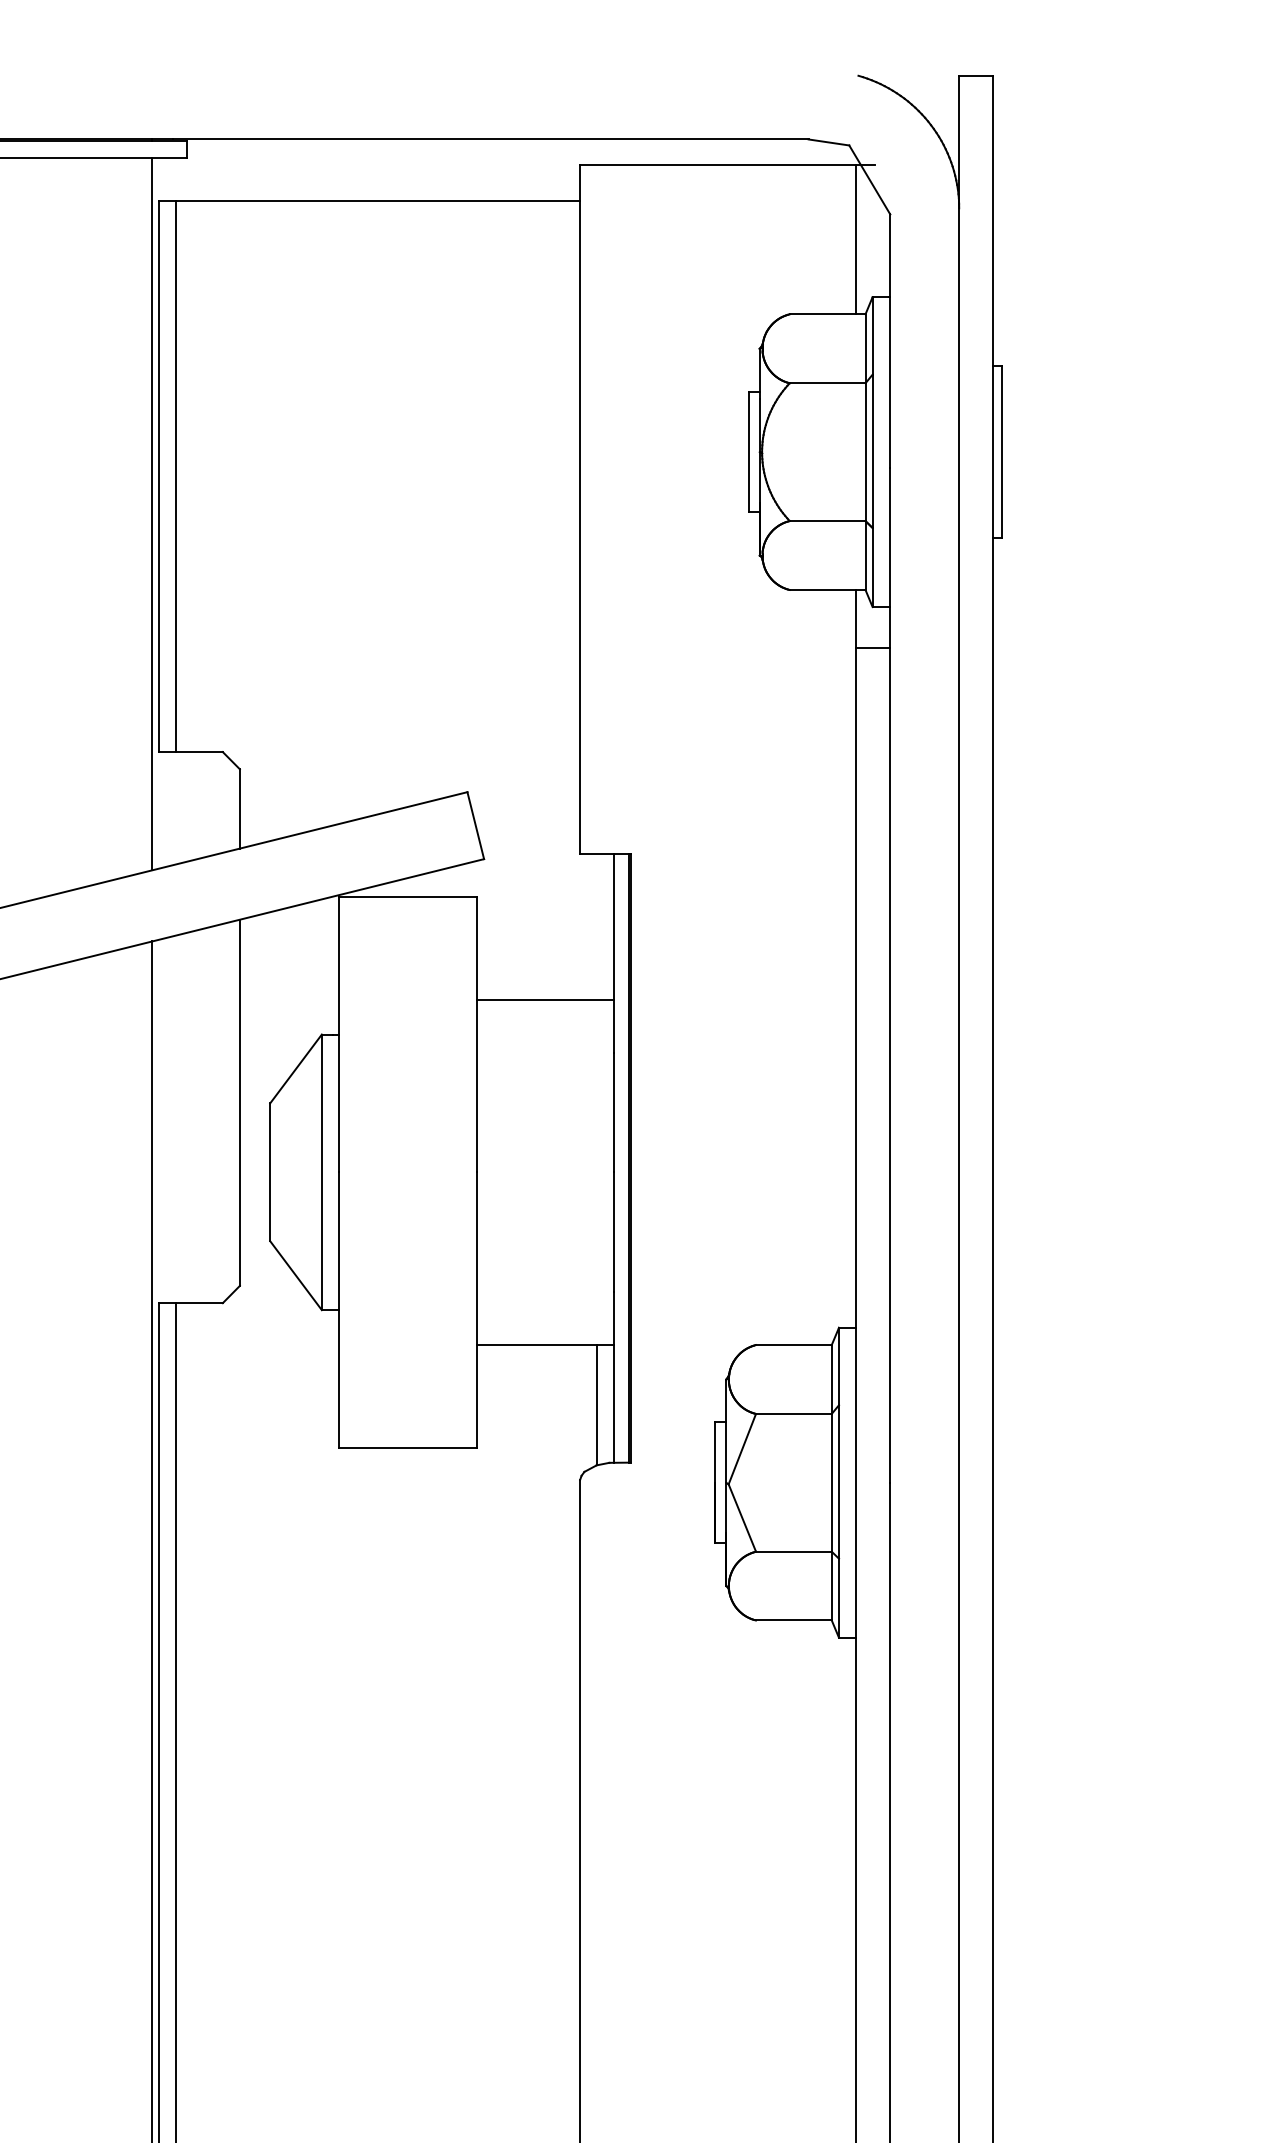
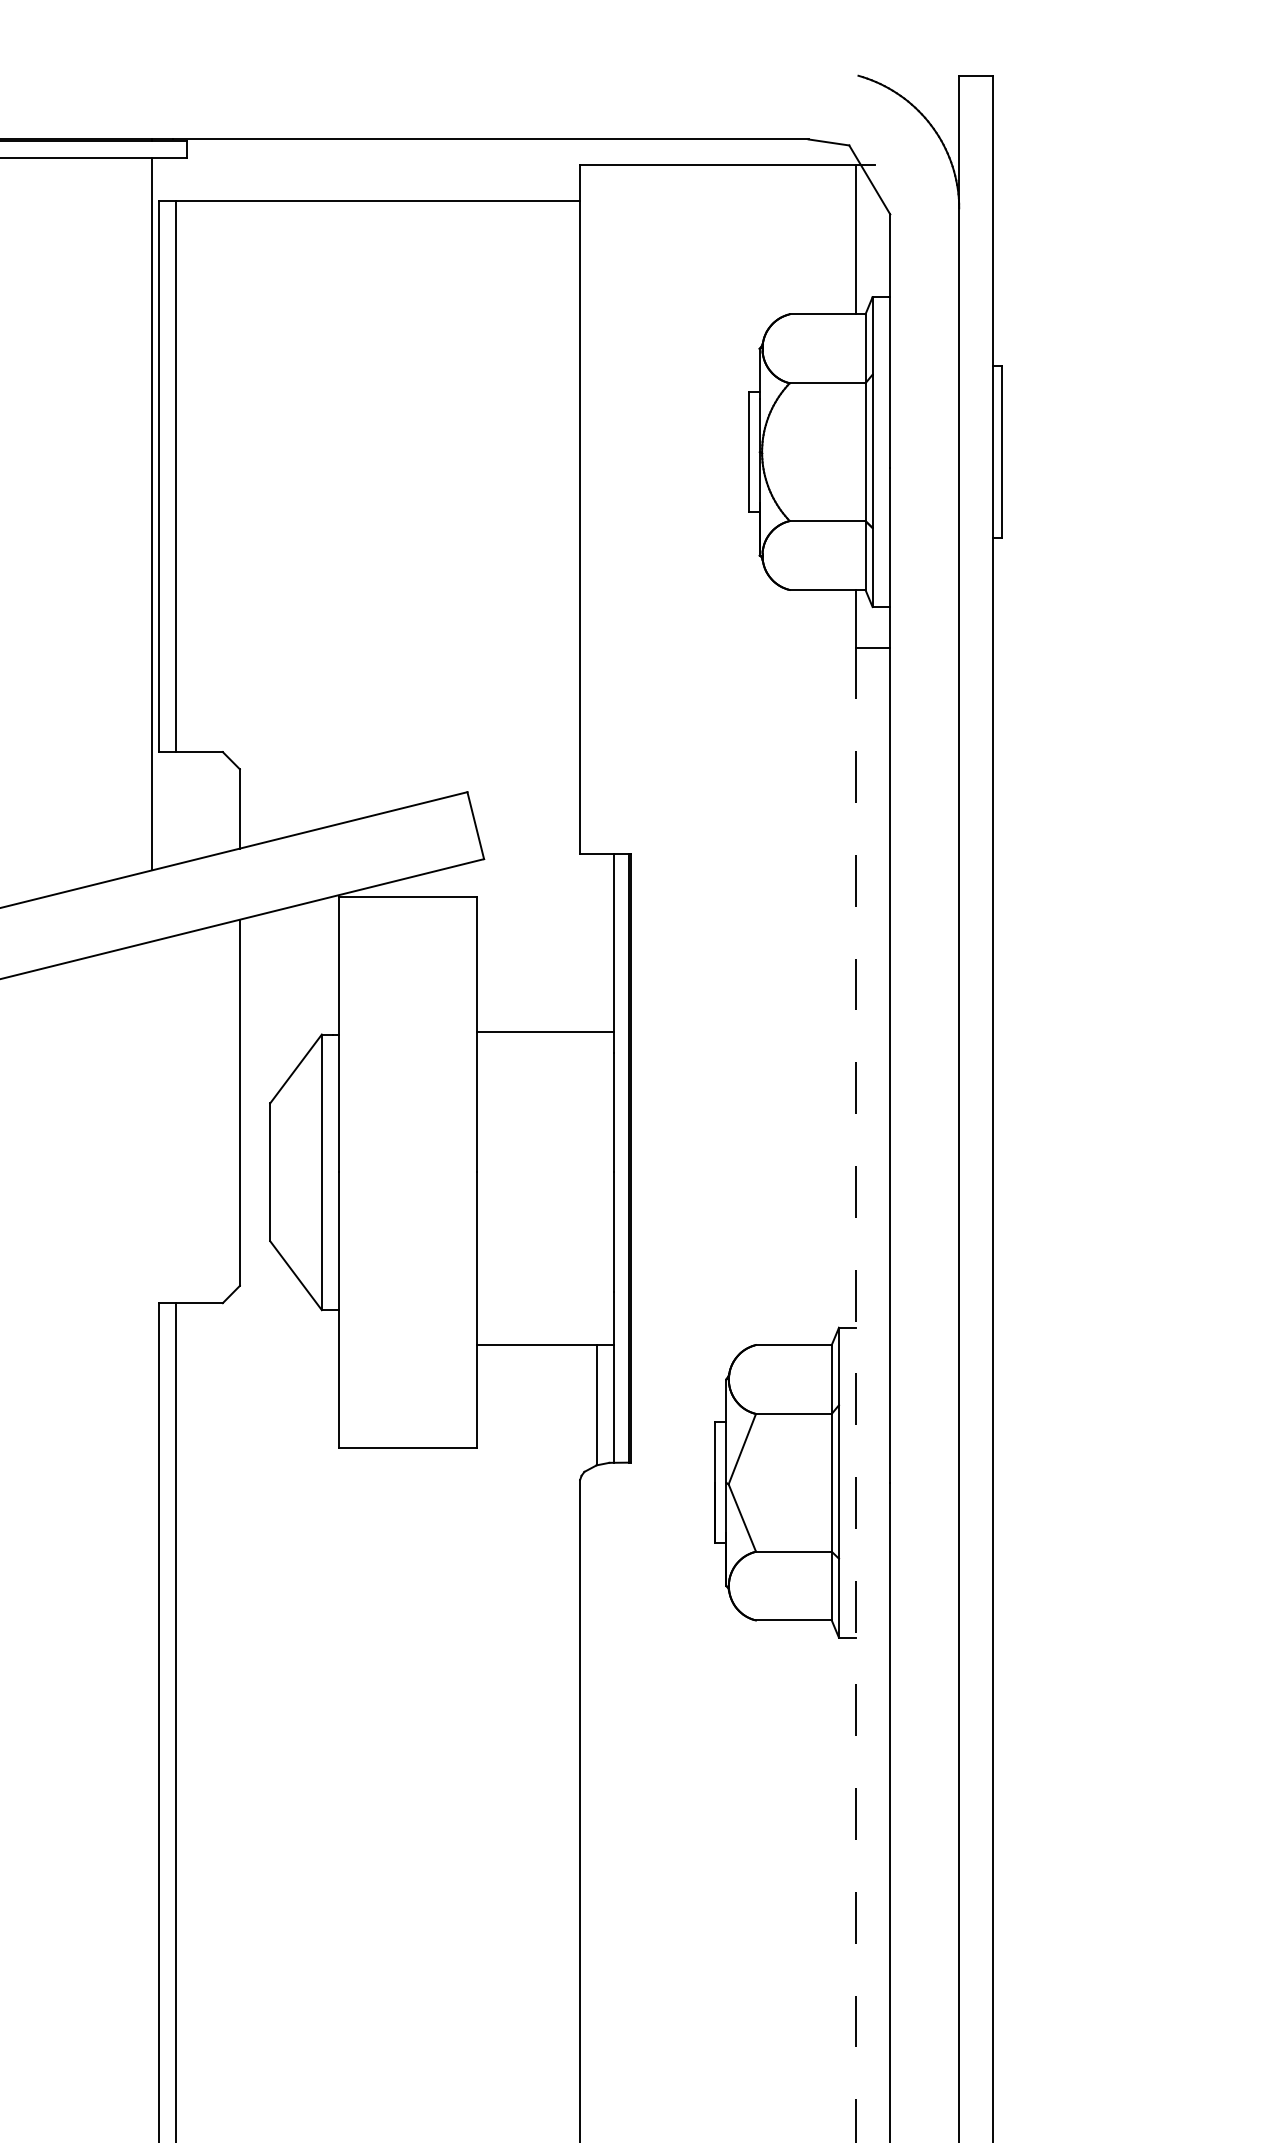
line position: (545, 1000) -> (545, 1032) (545, 1032)
line: solid -> dashed (855, 1395)
line: present -> none (152, 1540)
